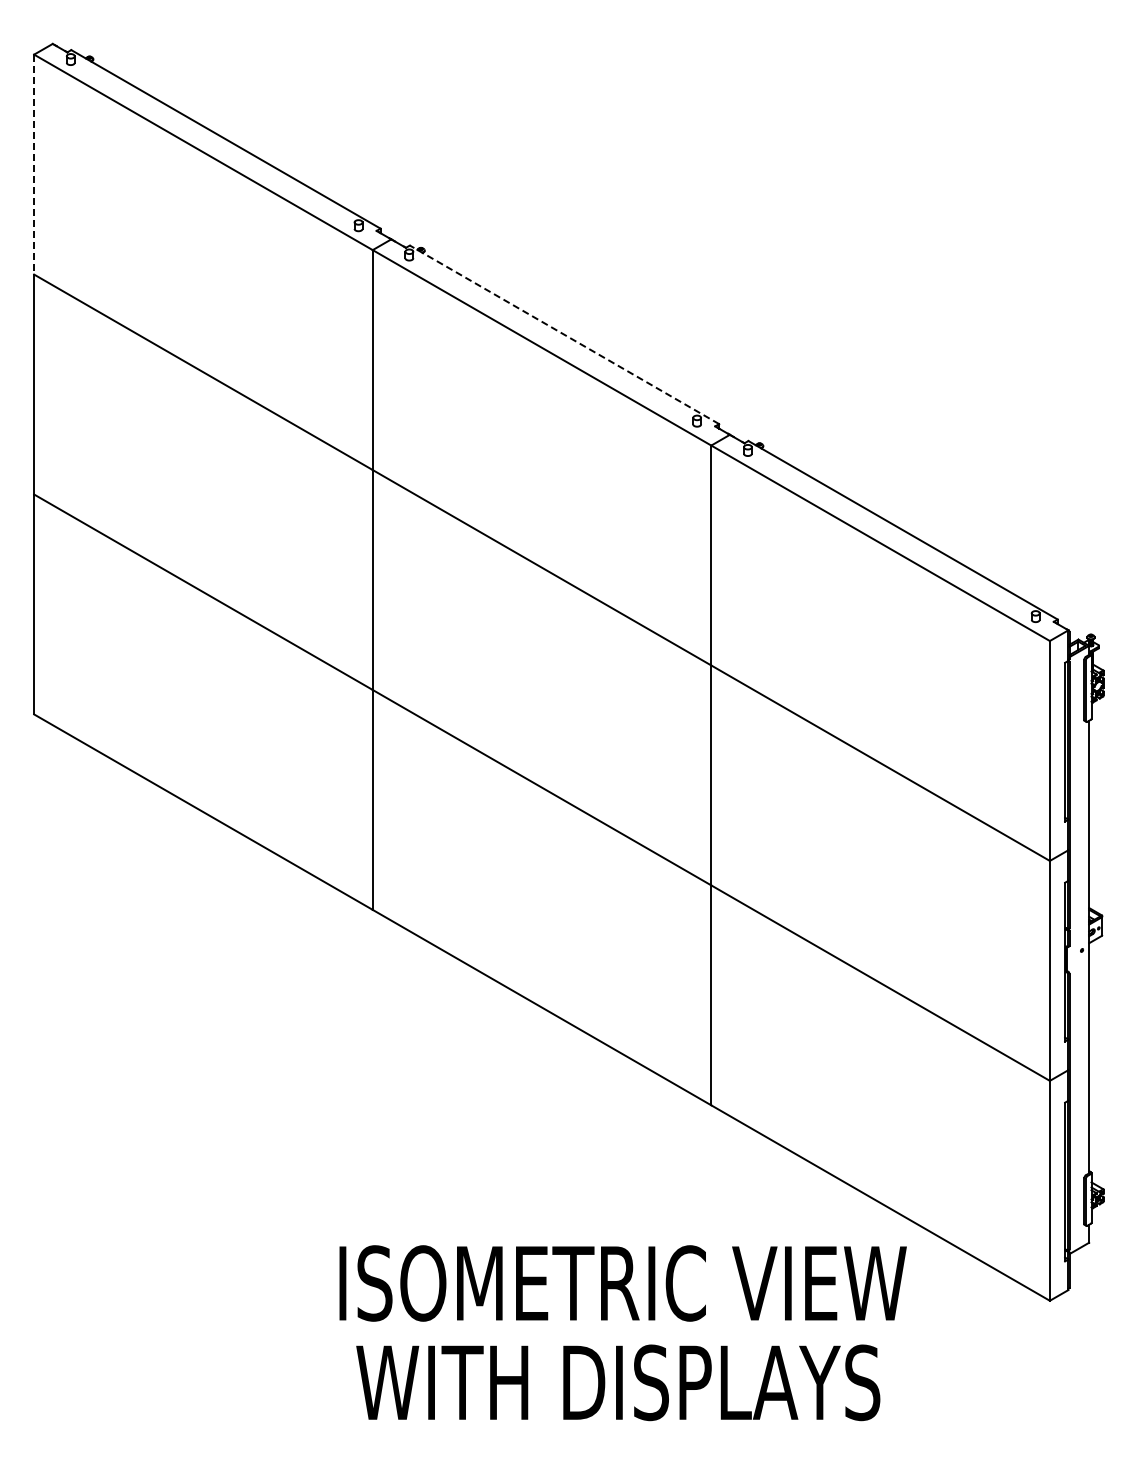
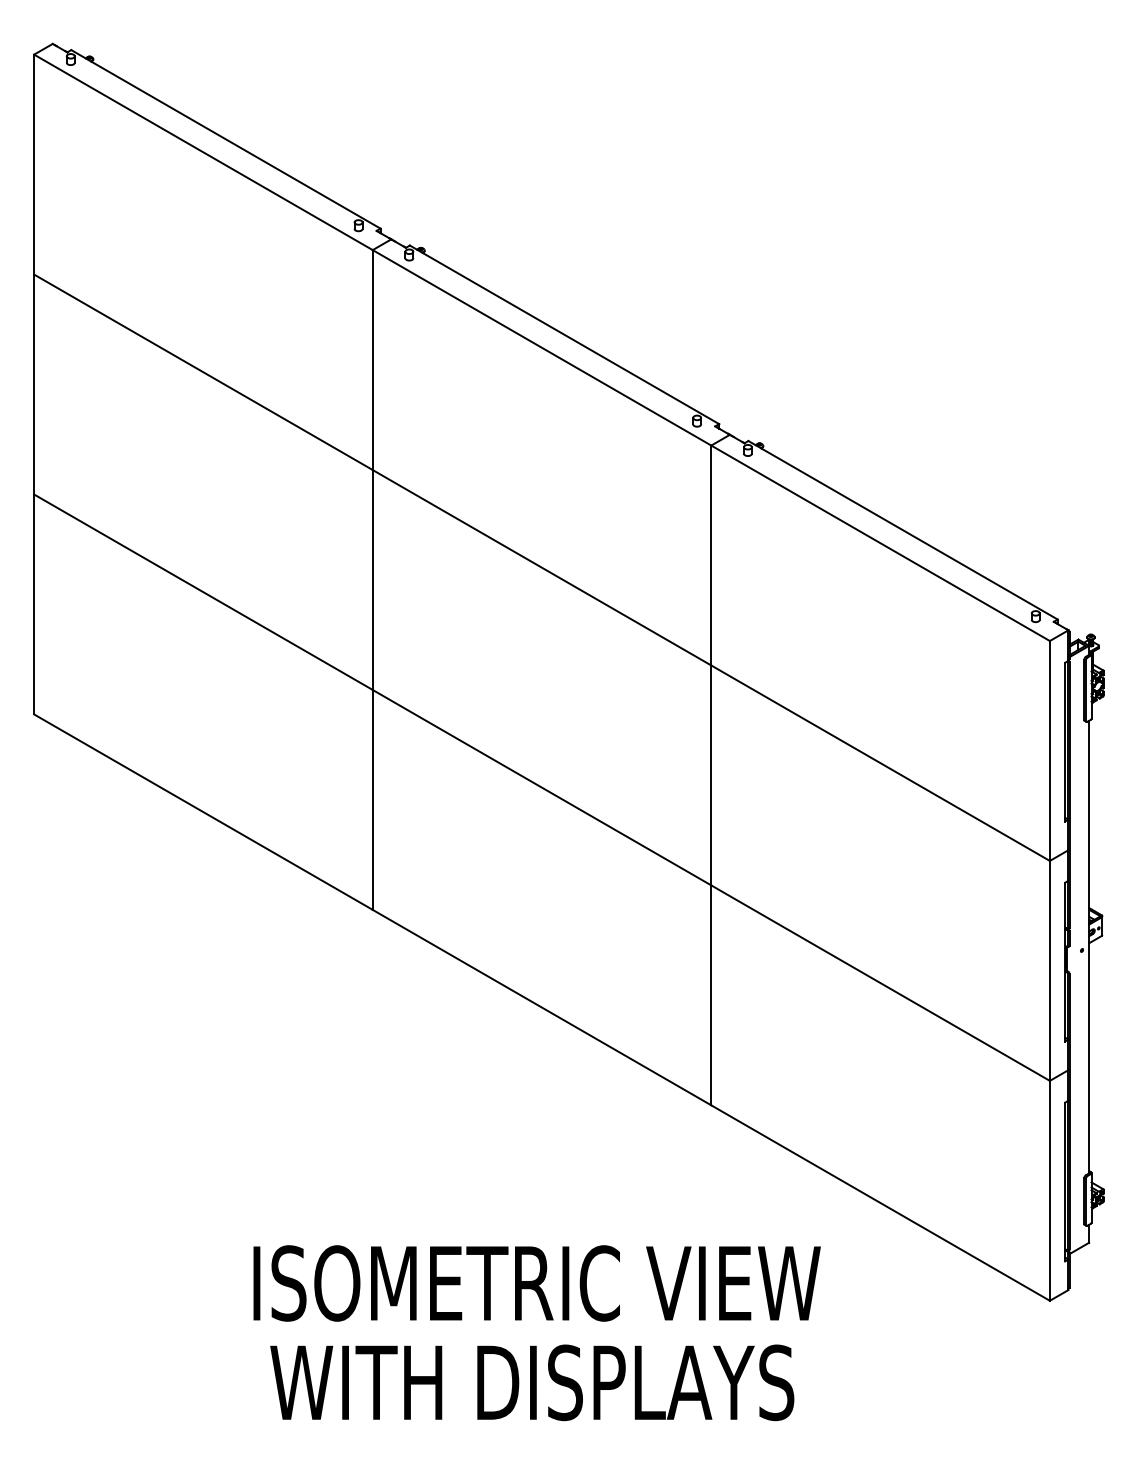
line: dashed -> solid (34, 164)
line: dashed -> solid (564, 334)
text position: (622, 1333) -> (536, 1333) (536, 1333)
